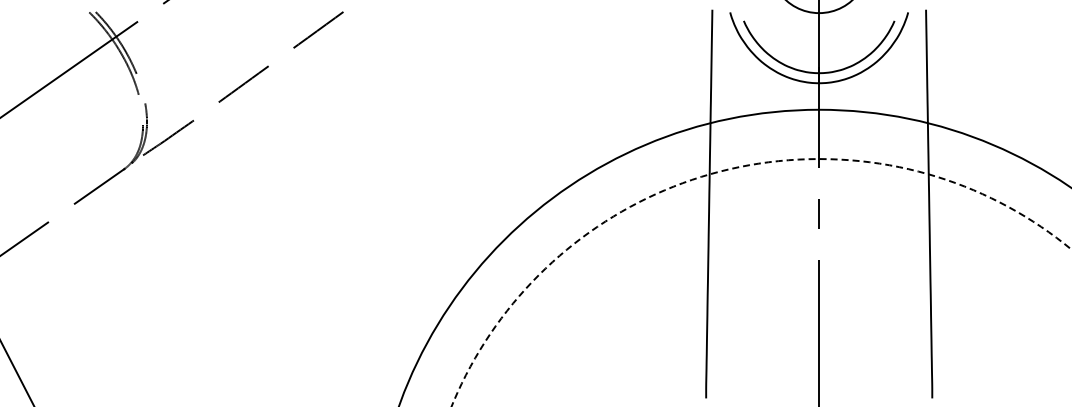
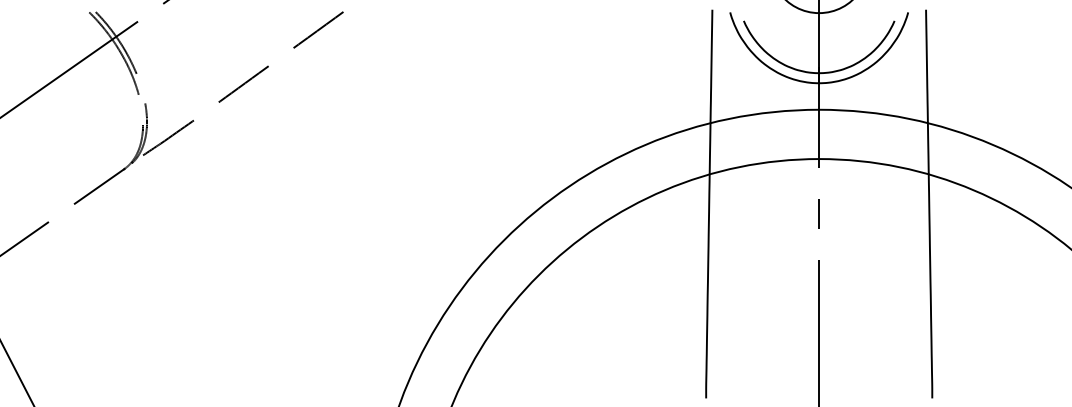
circle: dashed -> solid (761, 282)
